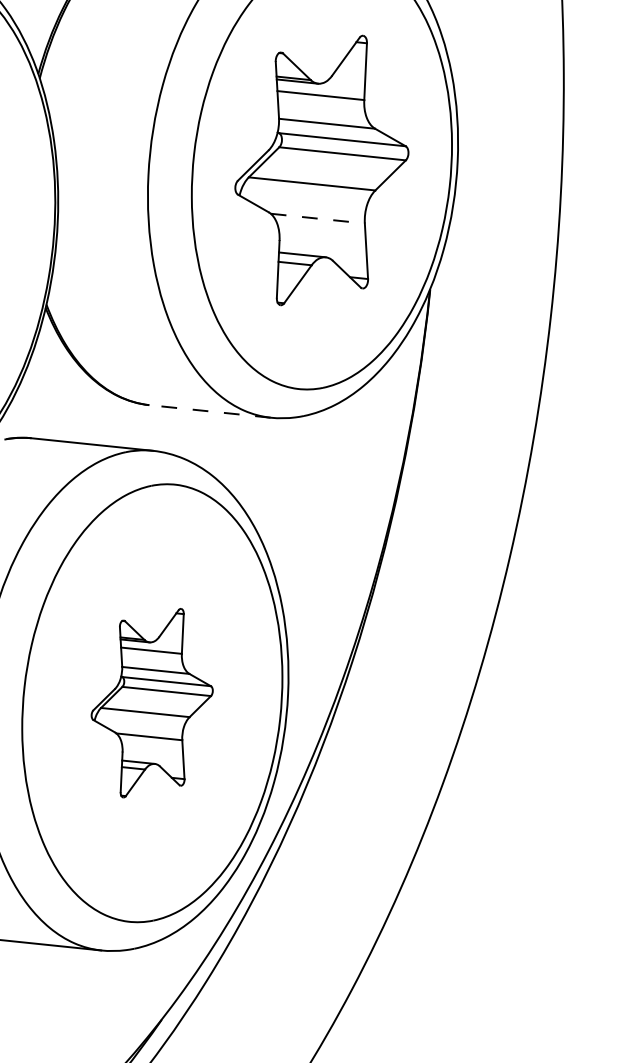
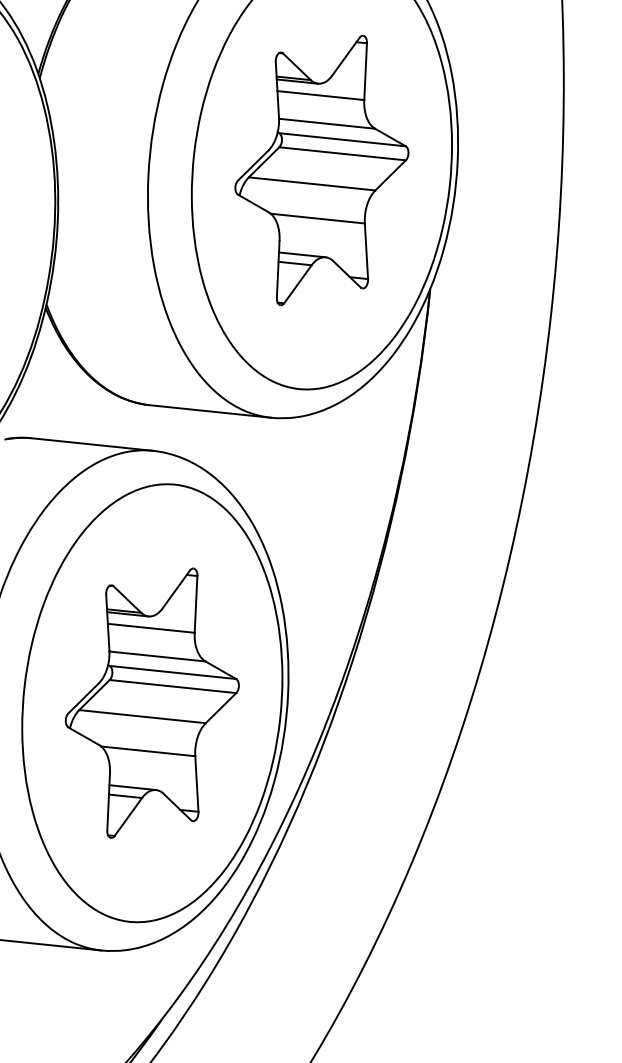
line: dashed -> solid (318, 218)
line: dashed -> solid (209, 411)
part size: 124x191 px -> 176x272 px (151, 702)
